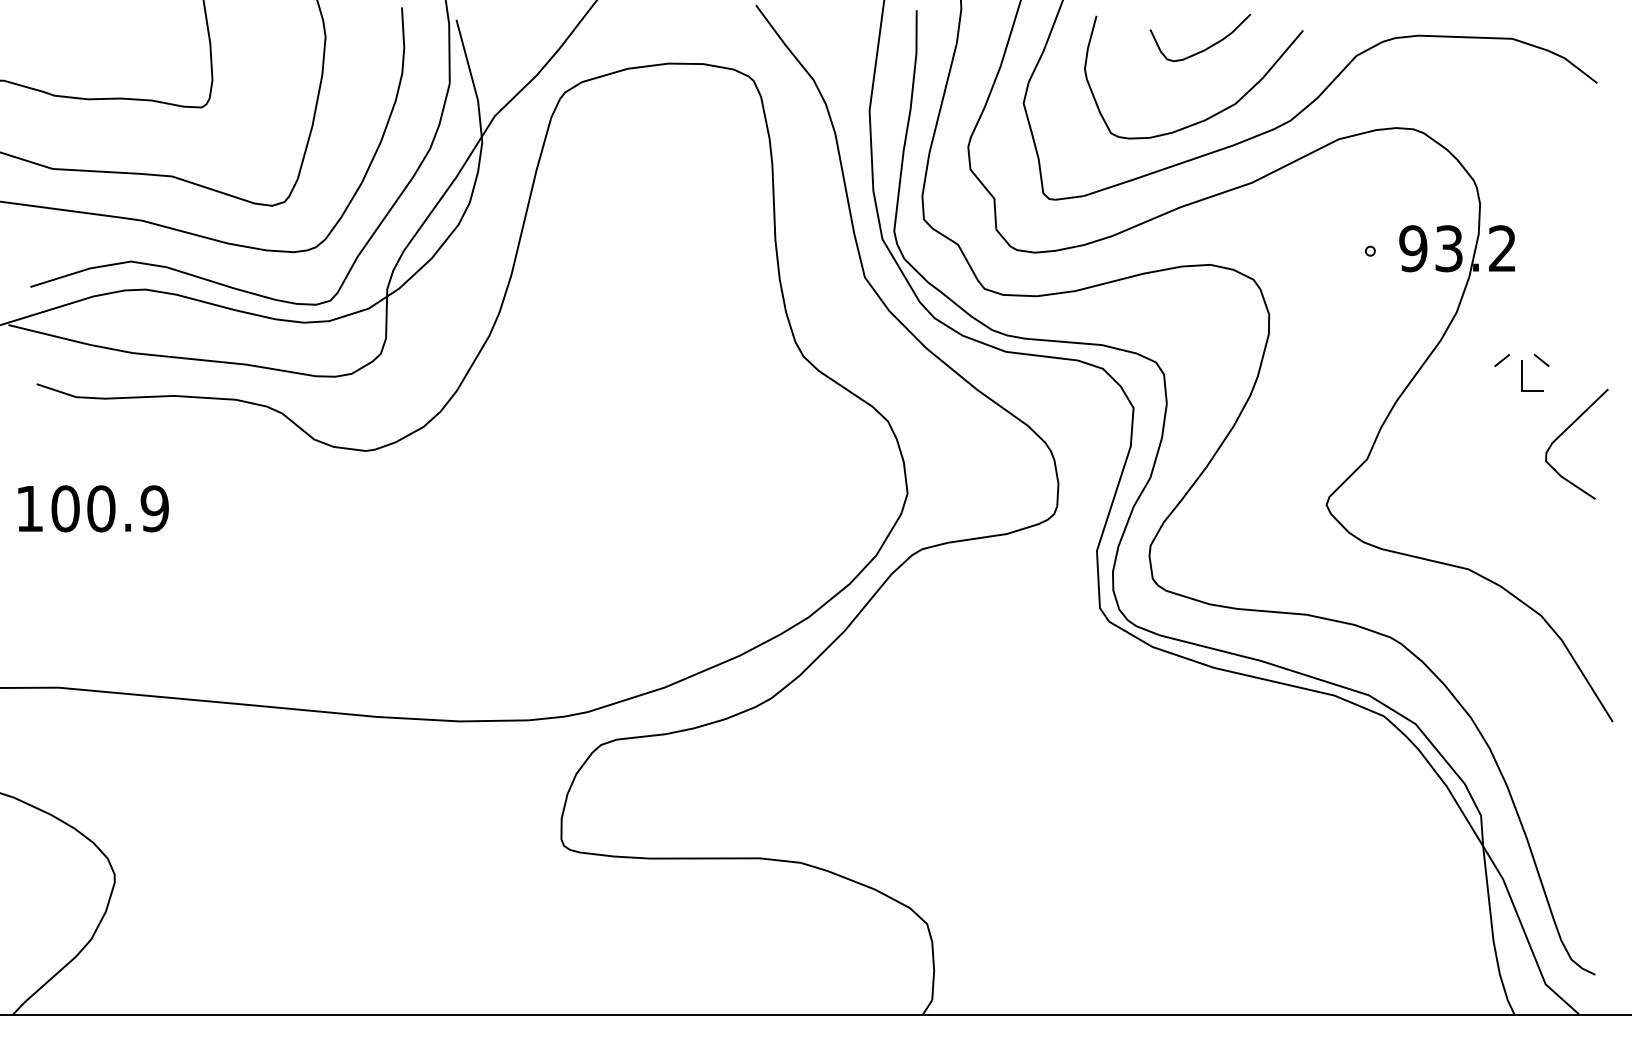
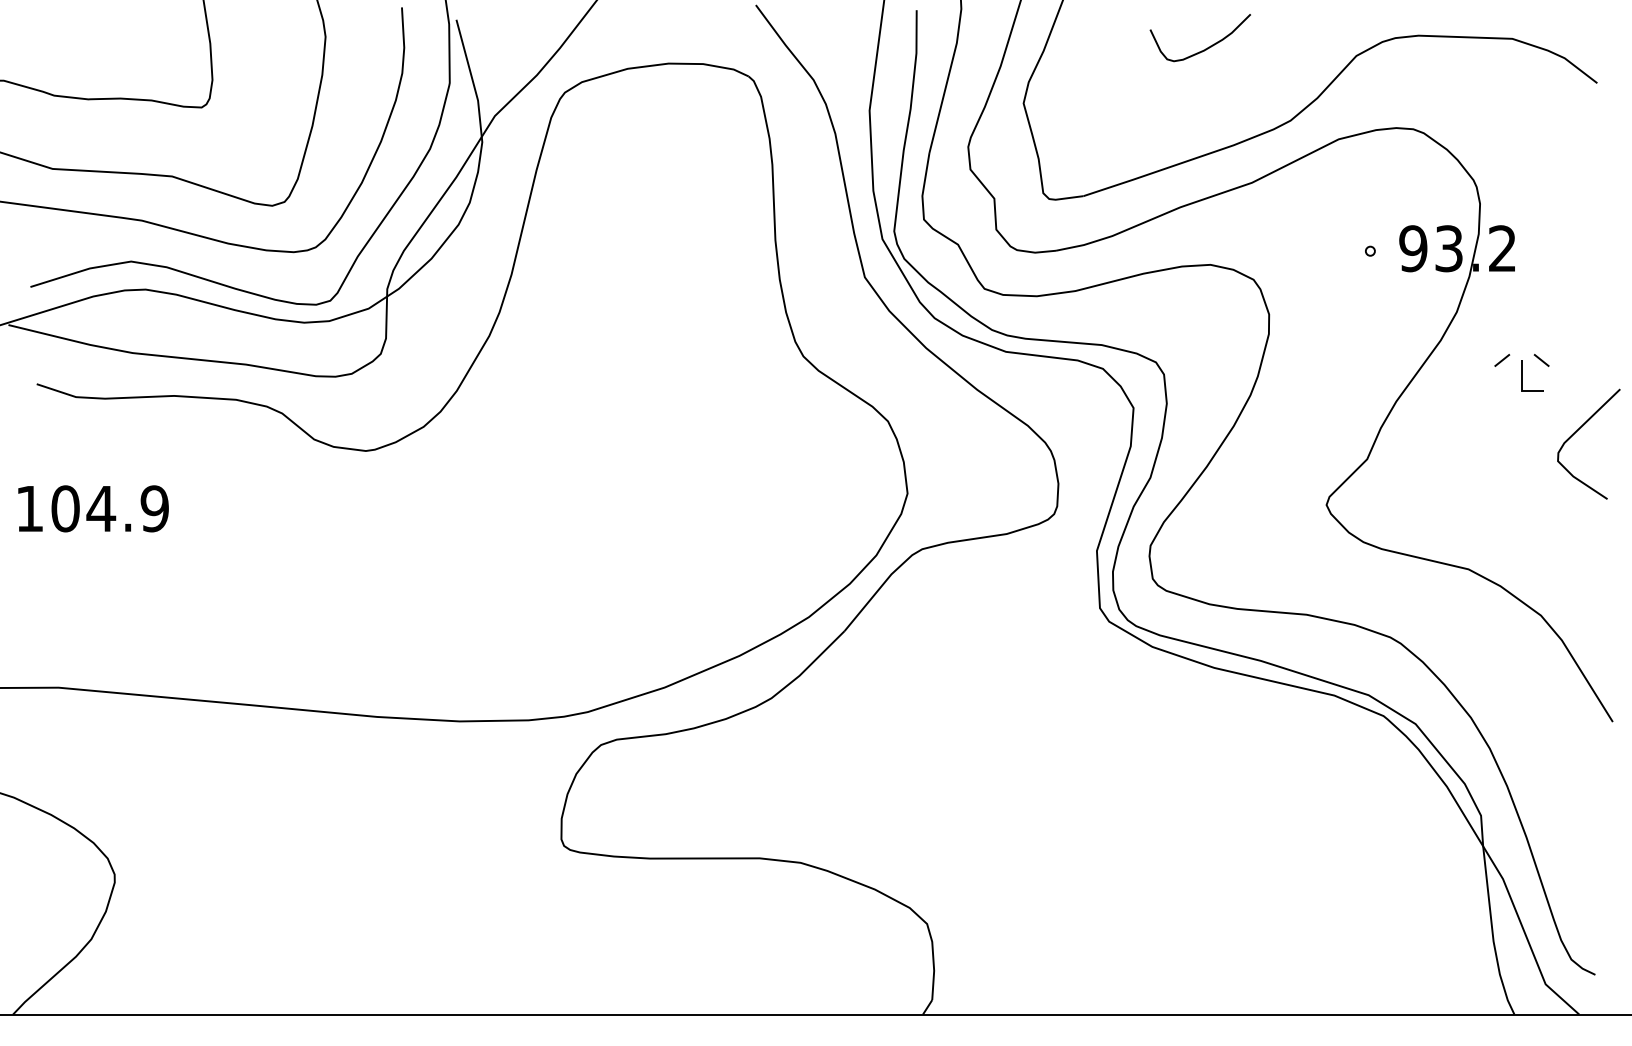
curve: present -> none (1211, 115)
curve position: (1565, 431) -> (1577, 431) (1577, 431)
text: 100.9 -> 104.9 (101, 508)
